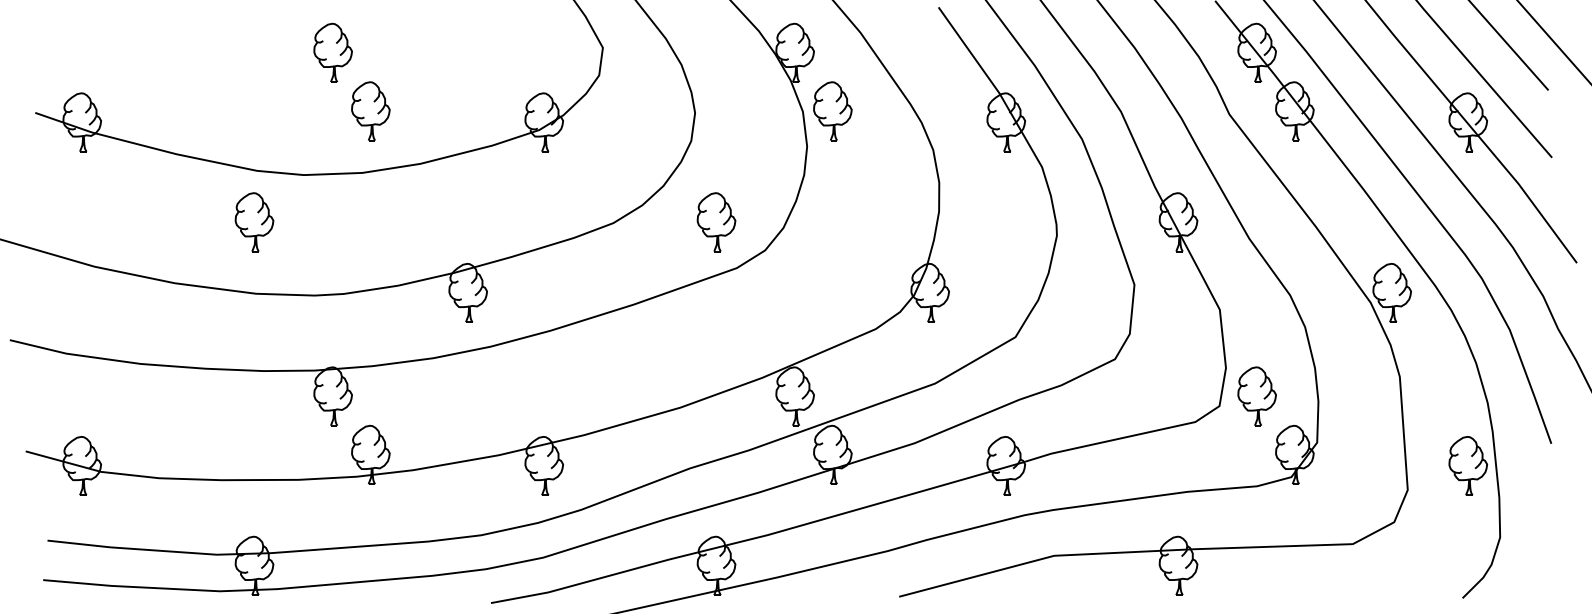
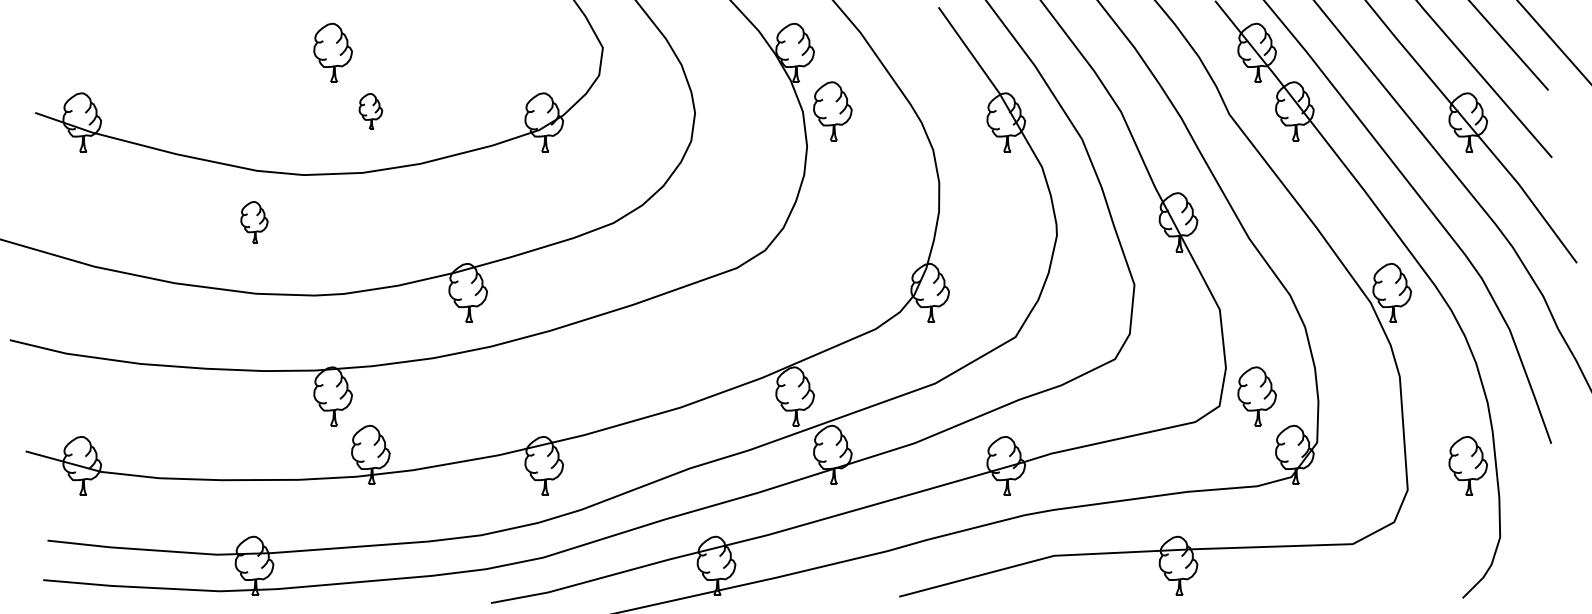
part size: 40x61 px -> 26x37 px (370, 111)
part size: 41x61 px -> 29x43 px (254, 222)
part: present -> none (716, 222)
